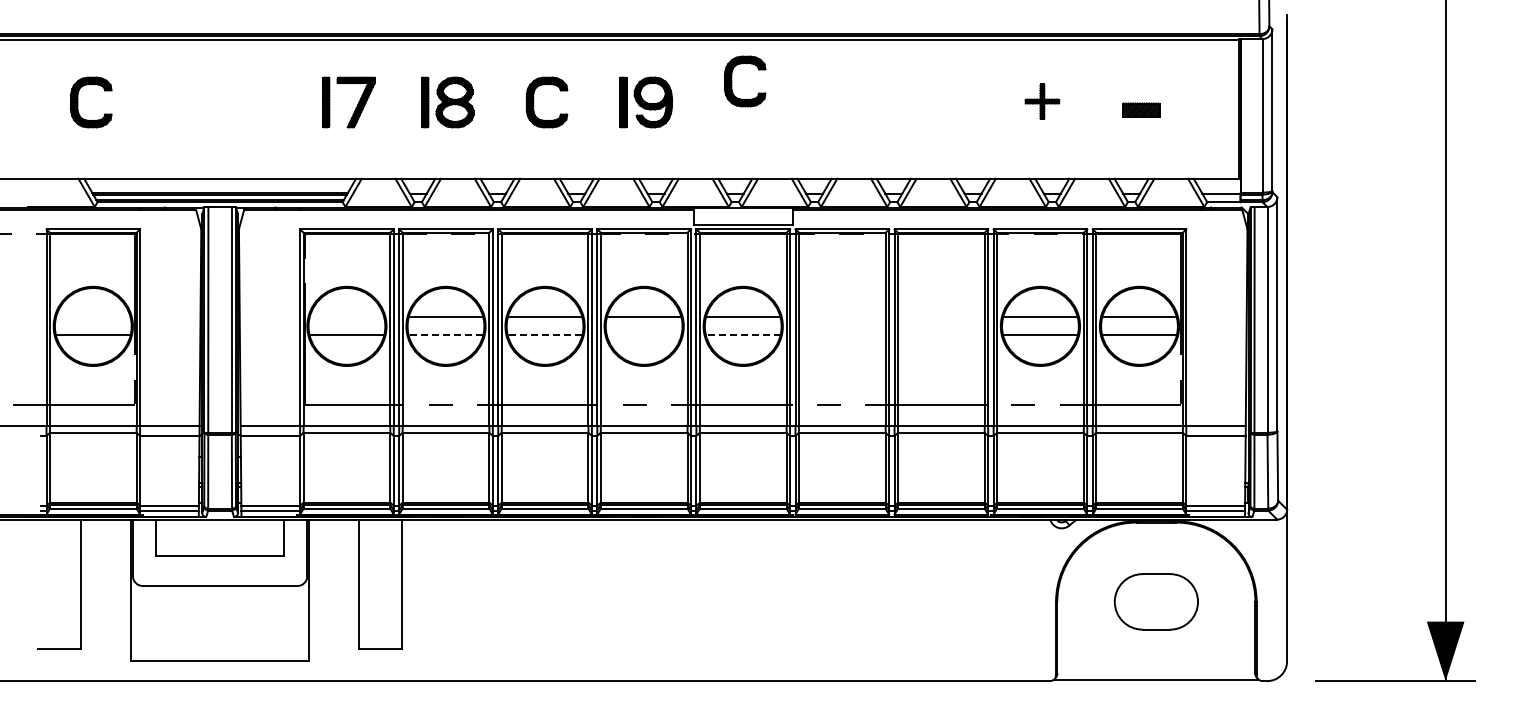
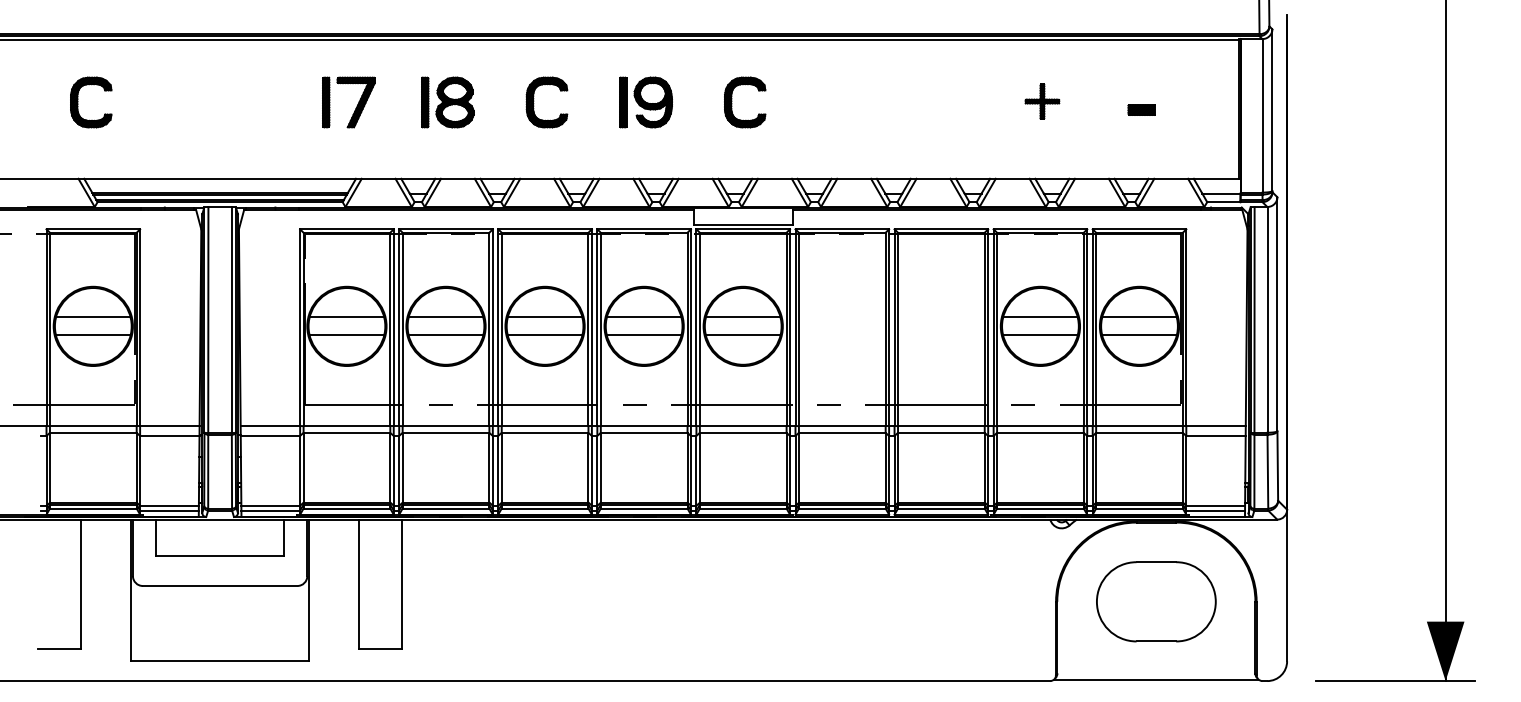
part position: (732, 80) -> (732, 101) (732, 101)
part size: 39x16 px -> 29x12 px (1141, 109)
line: none -> present (93, 317)
line: none -> present (346, 317)
line: dashed -> solid (445, 335)
line: dashed -> solid (544, 335)
line: none -> present (643, 335)
line: dashed -> solid (742, 335)
part size: 86x58 px -> 121x82 px (1156, 601)
